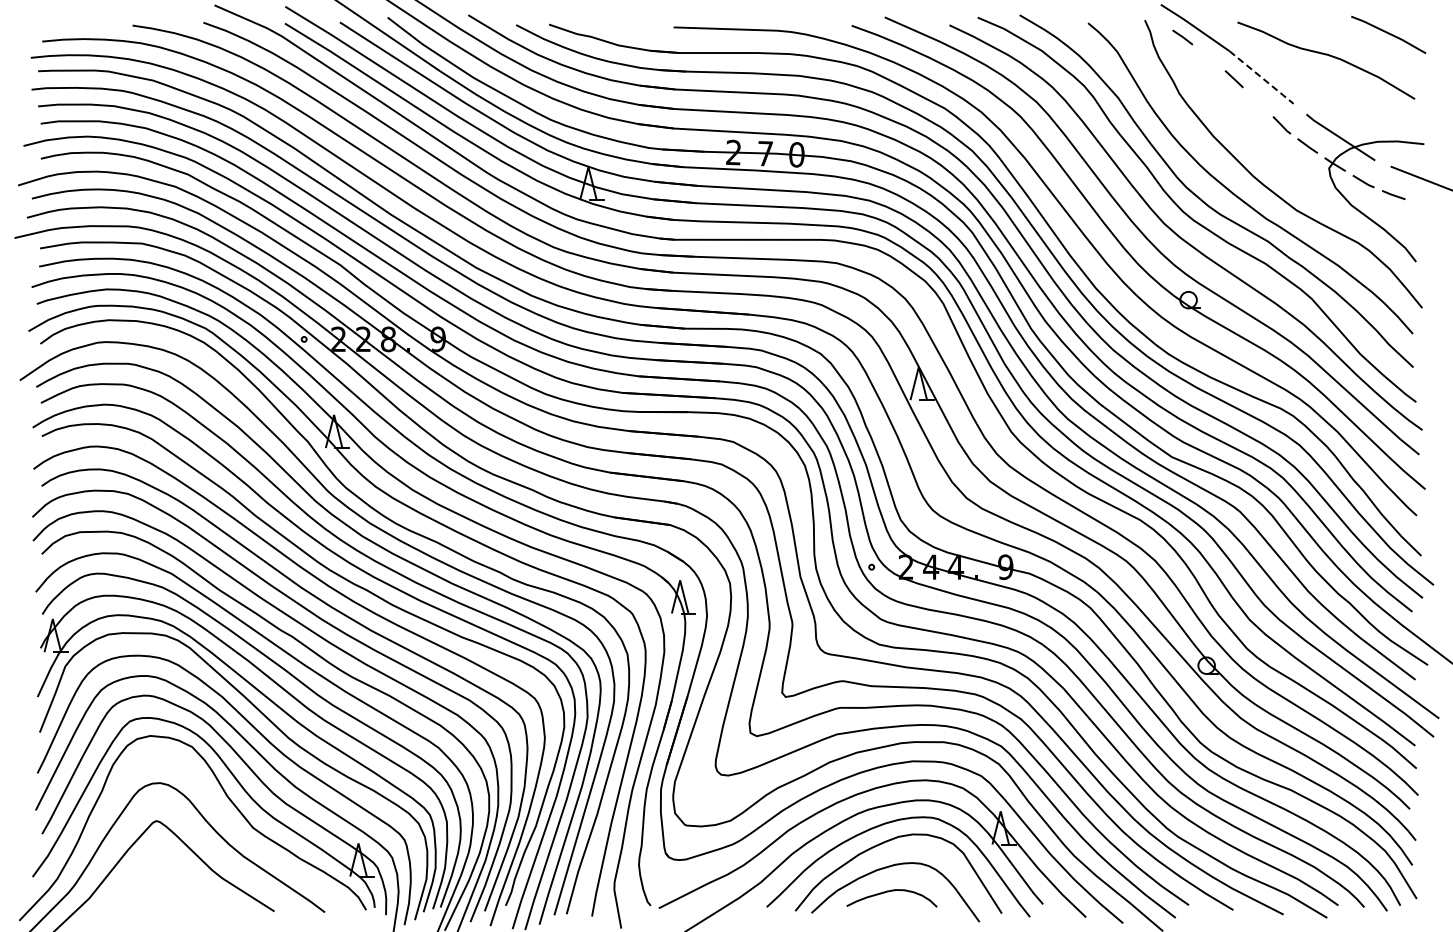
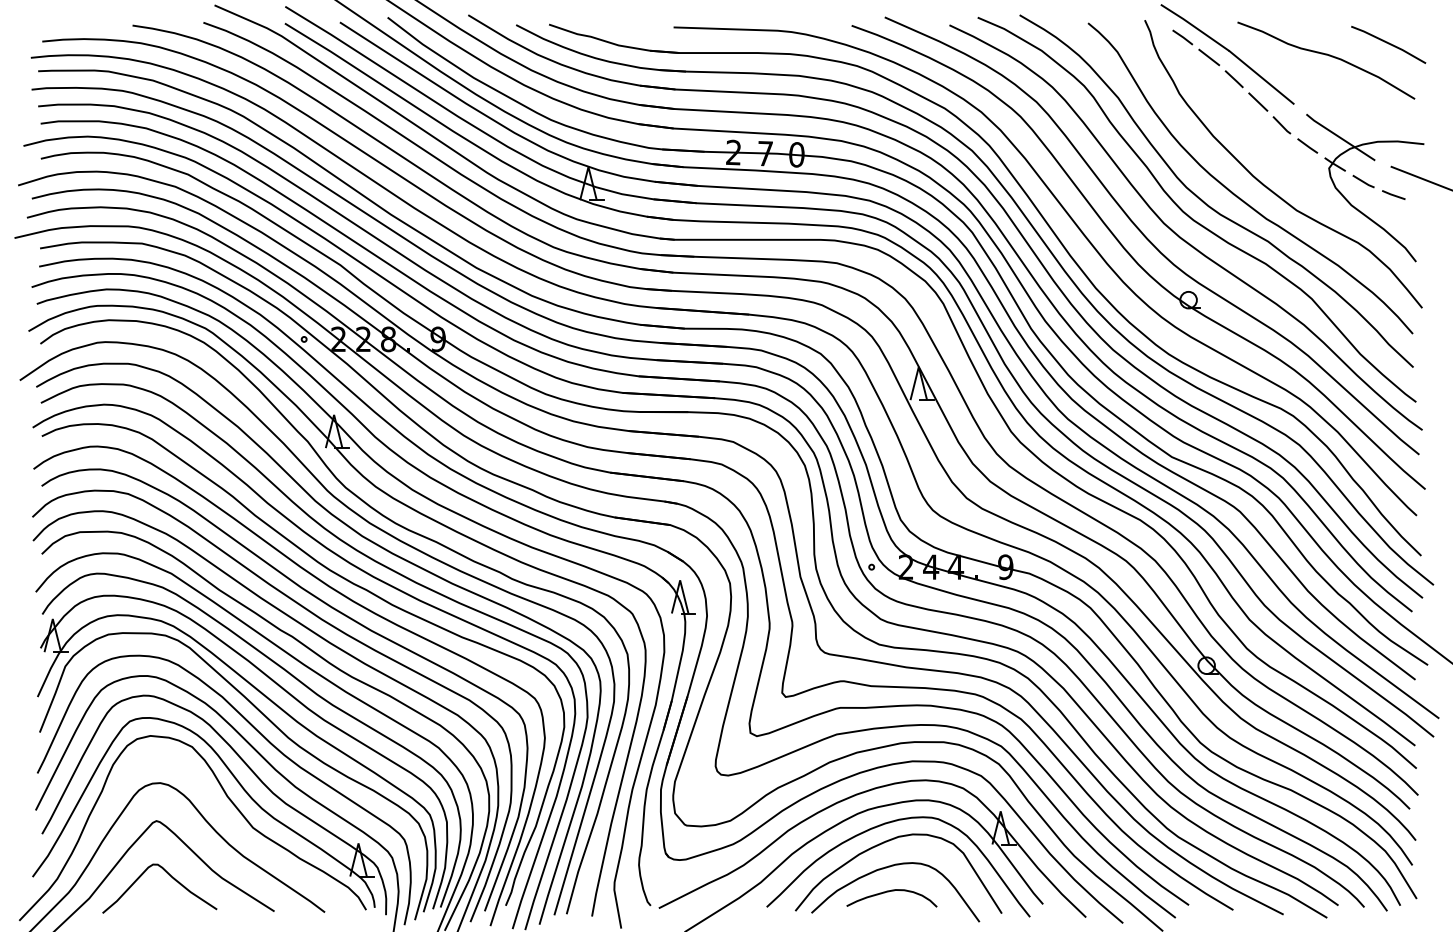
line position: (1388, 34) -> (1388, 44) (1388, 44)
line: none -> present (1209, 57)
line: dashed -> solid (1261, 77)
line: none -> present (1258, 101)
curve: none -> present (170, 876)
